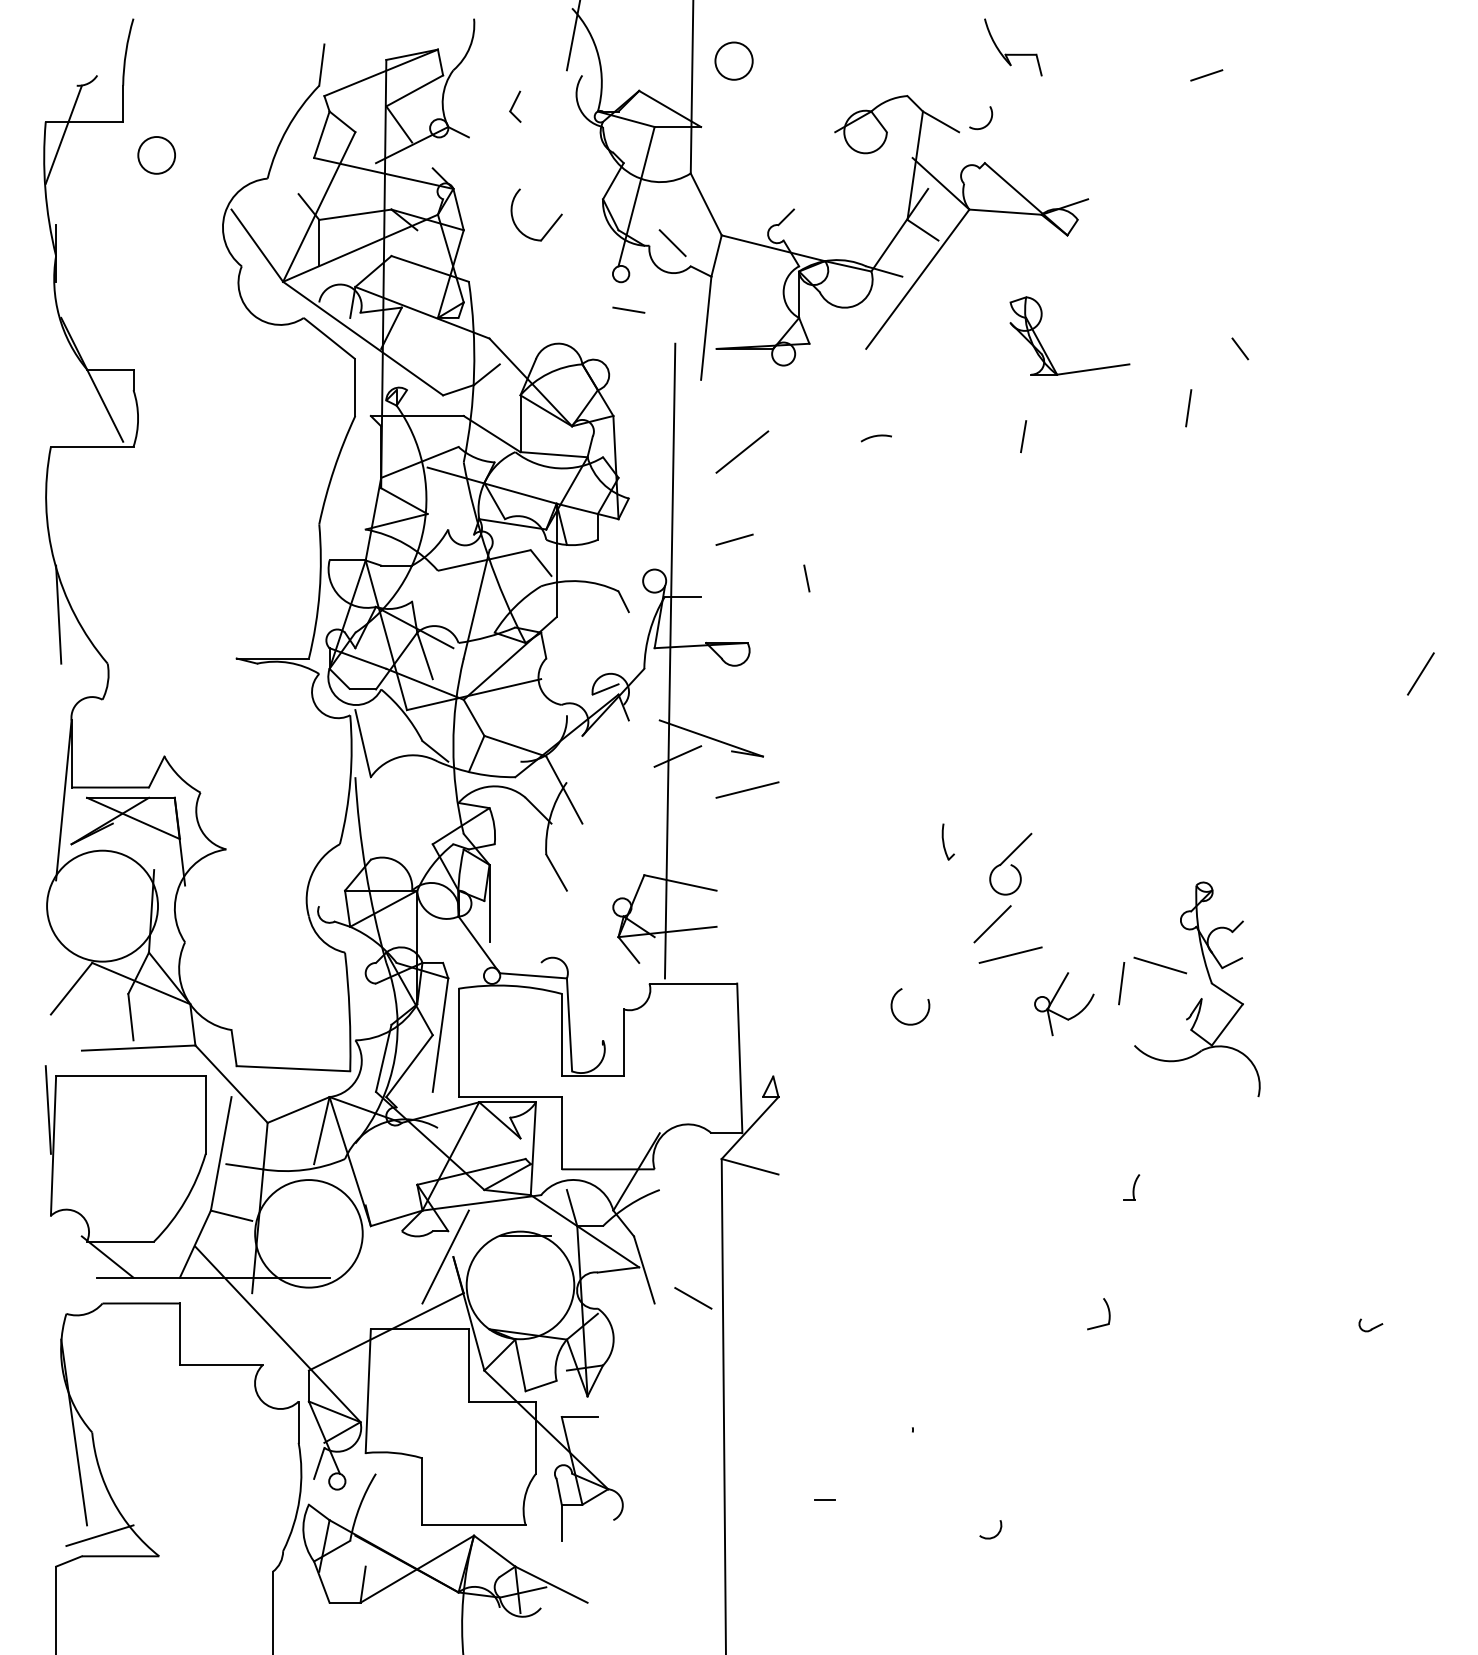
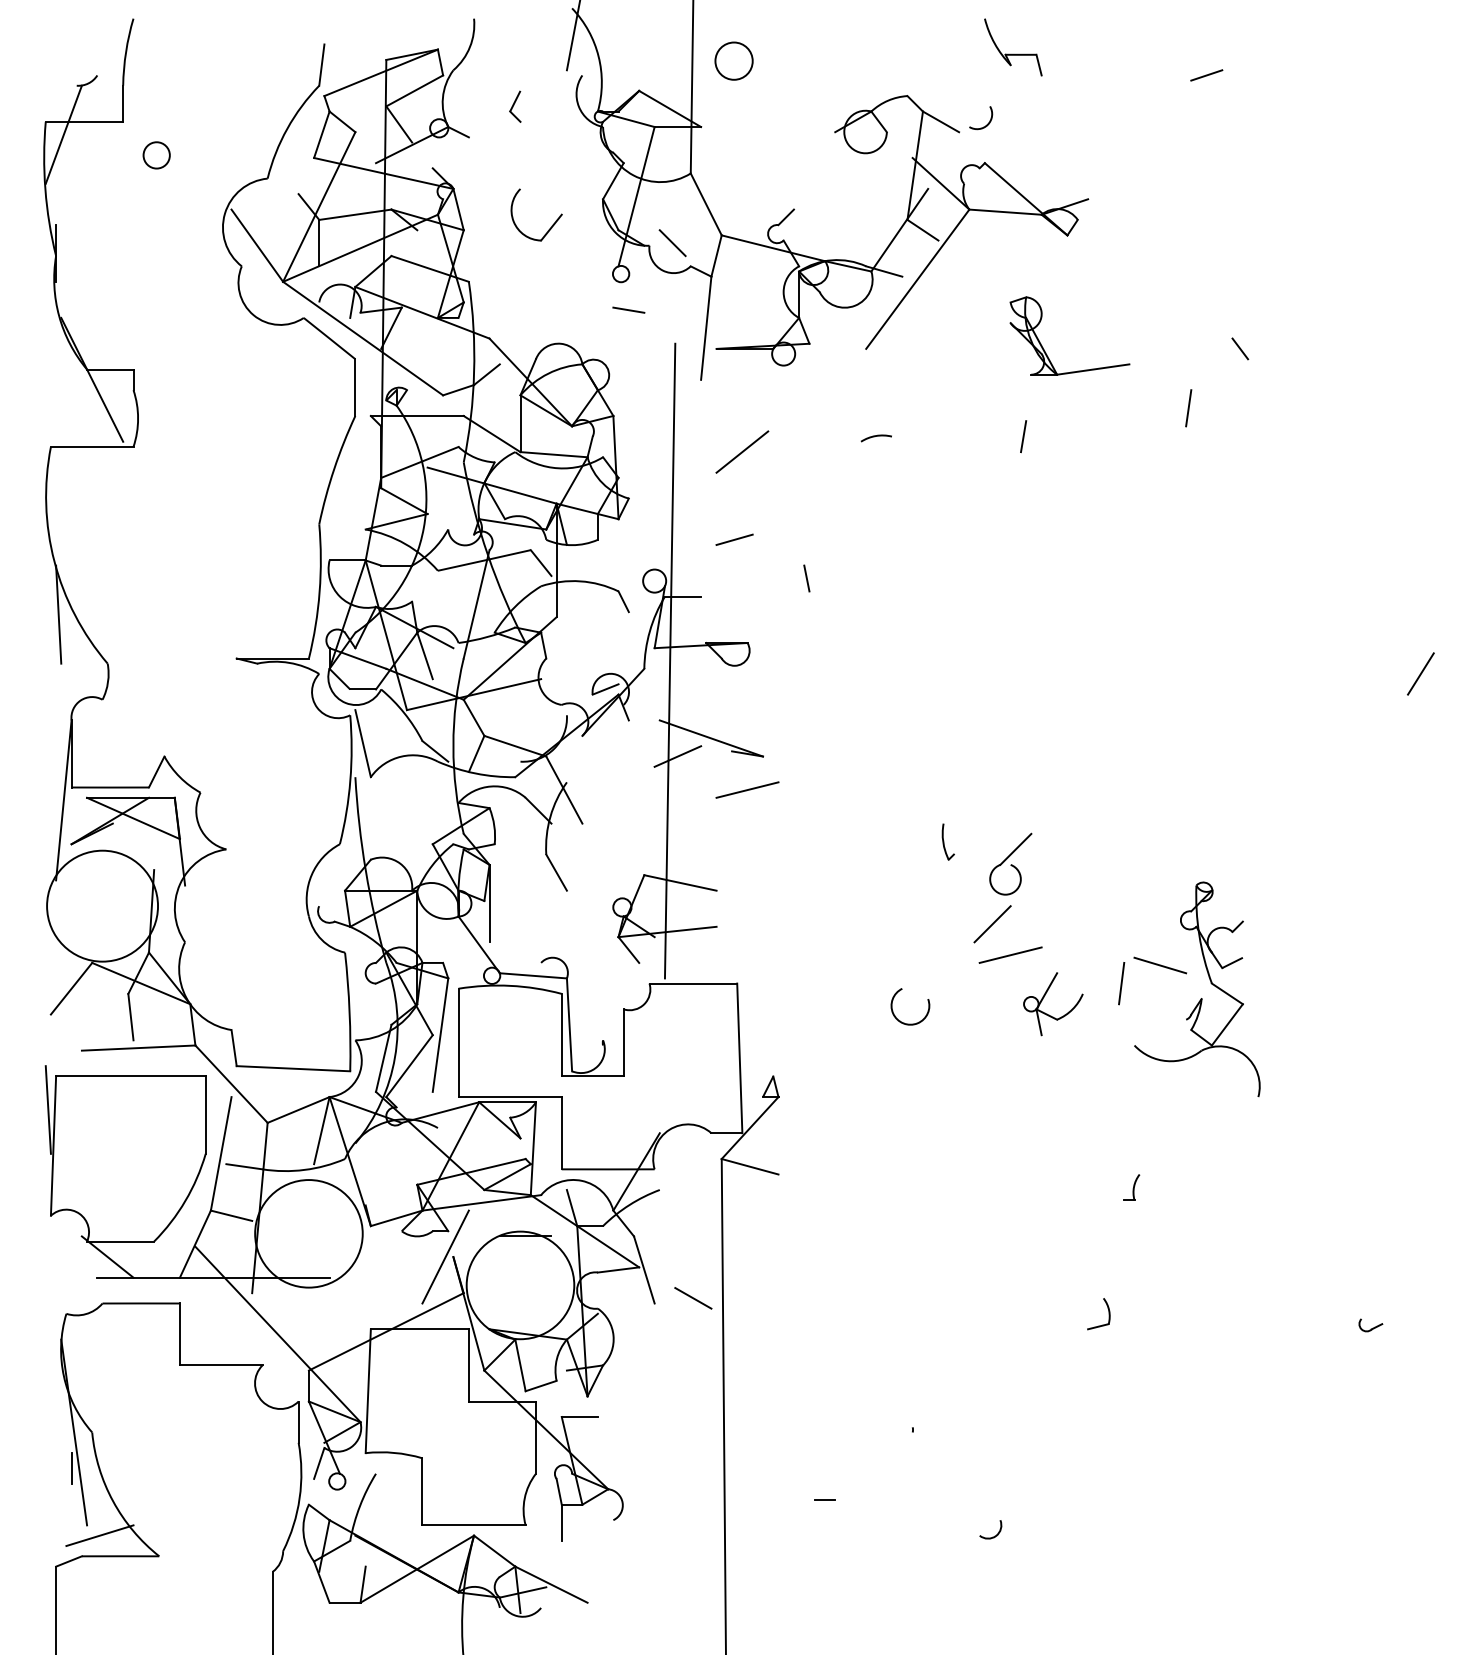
circle diameter: 37 px -> 26 px (156, 155)
part position: (1060, 1014) -> (1049, 1014) (1049, 1014)
line: none -> present (71, 1468)
